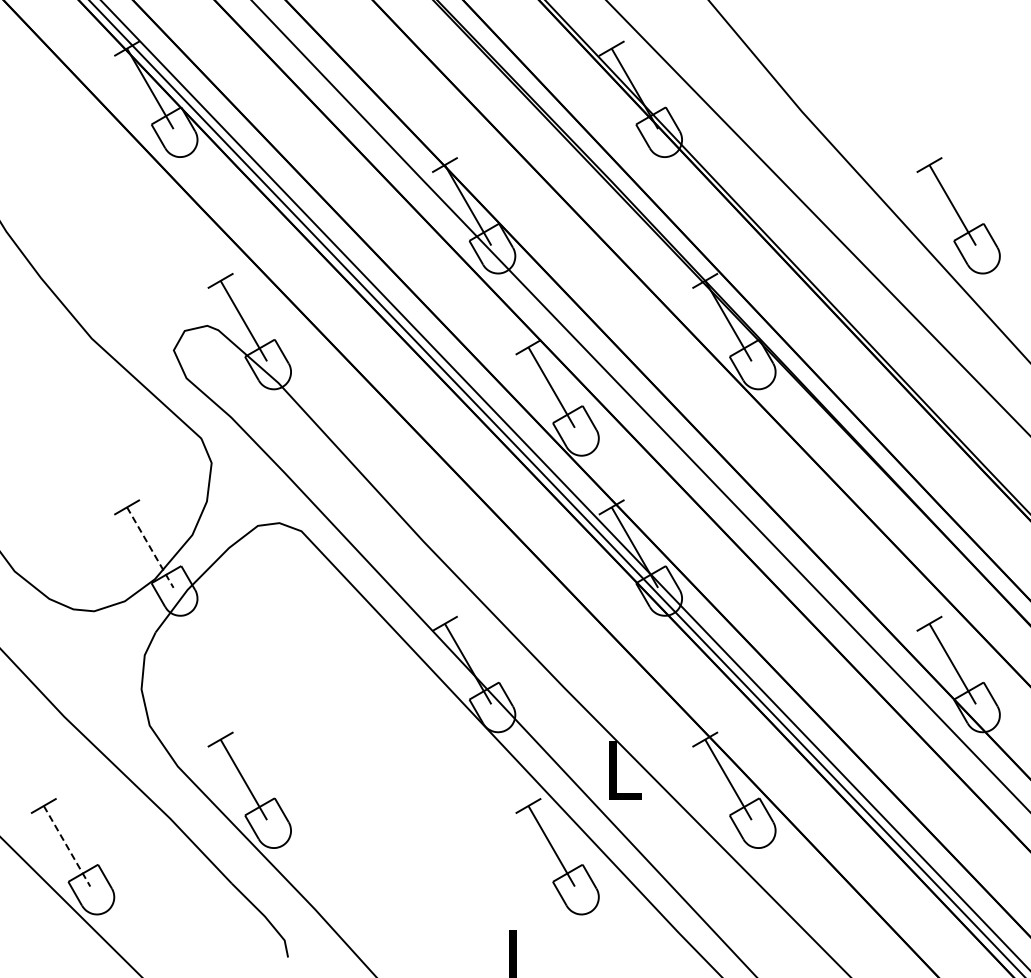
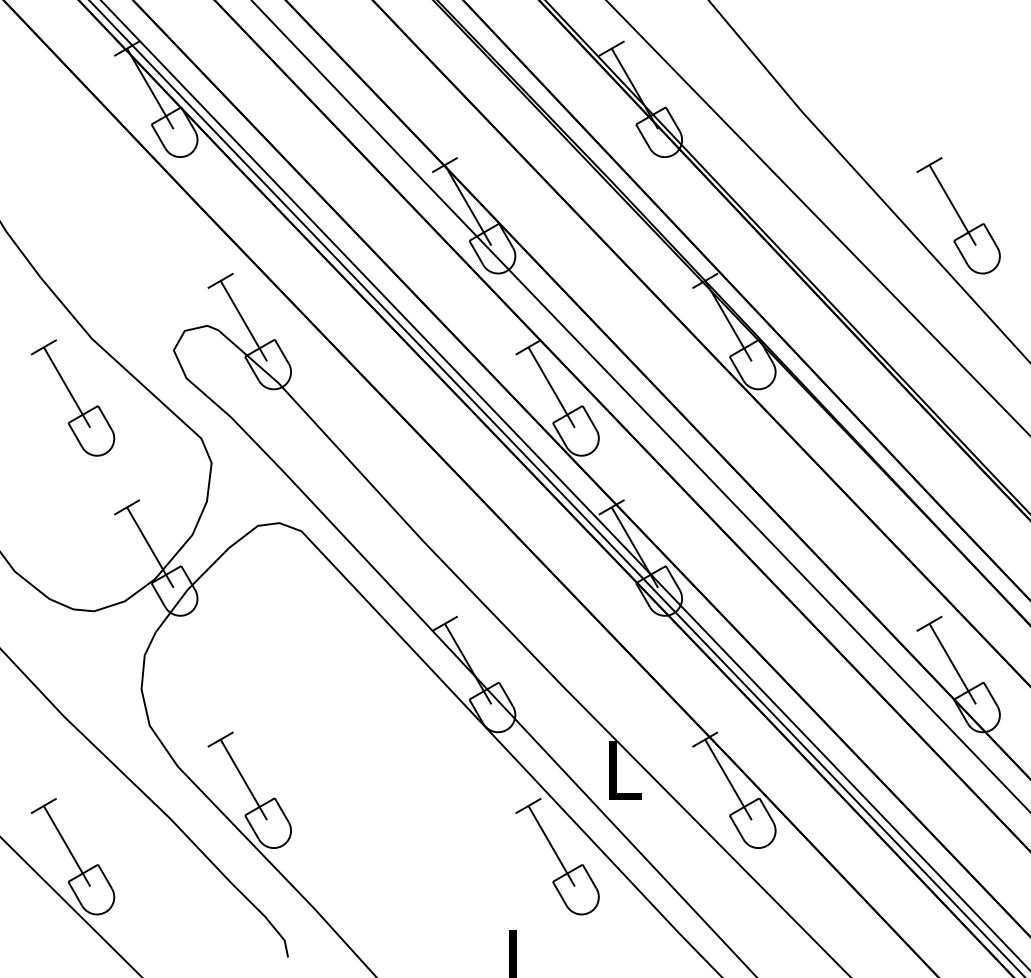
part: none -> present (73, 397)
line: dashed -> solid (150, 548)
line: dashed -> solid (67, 846)
